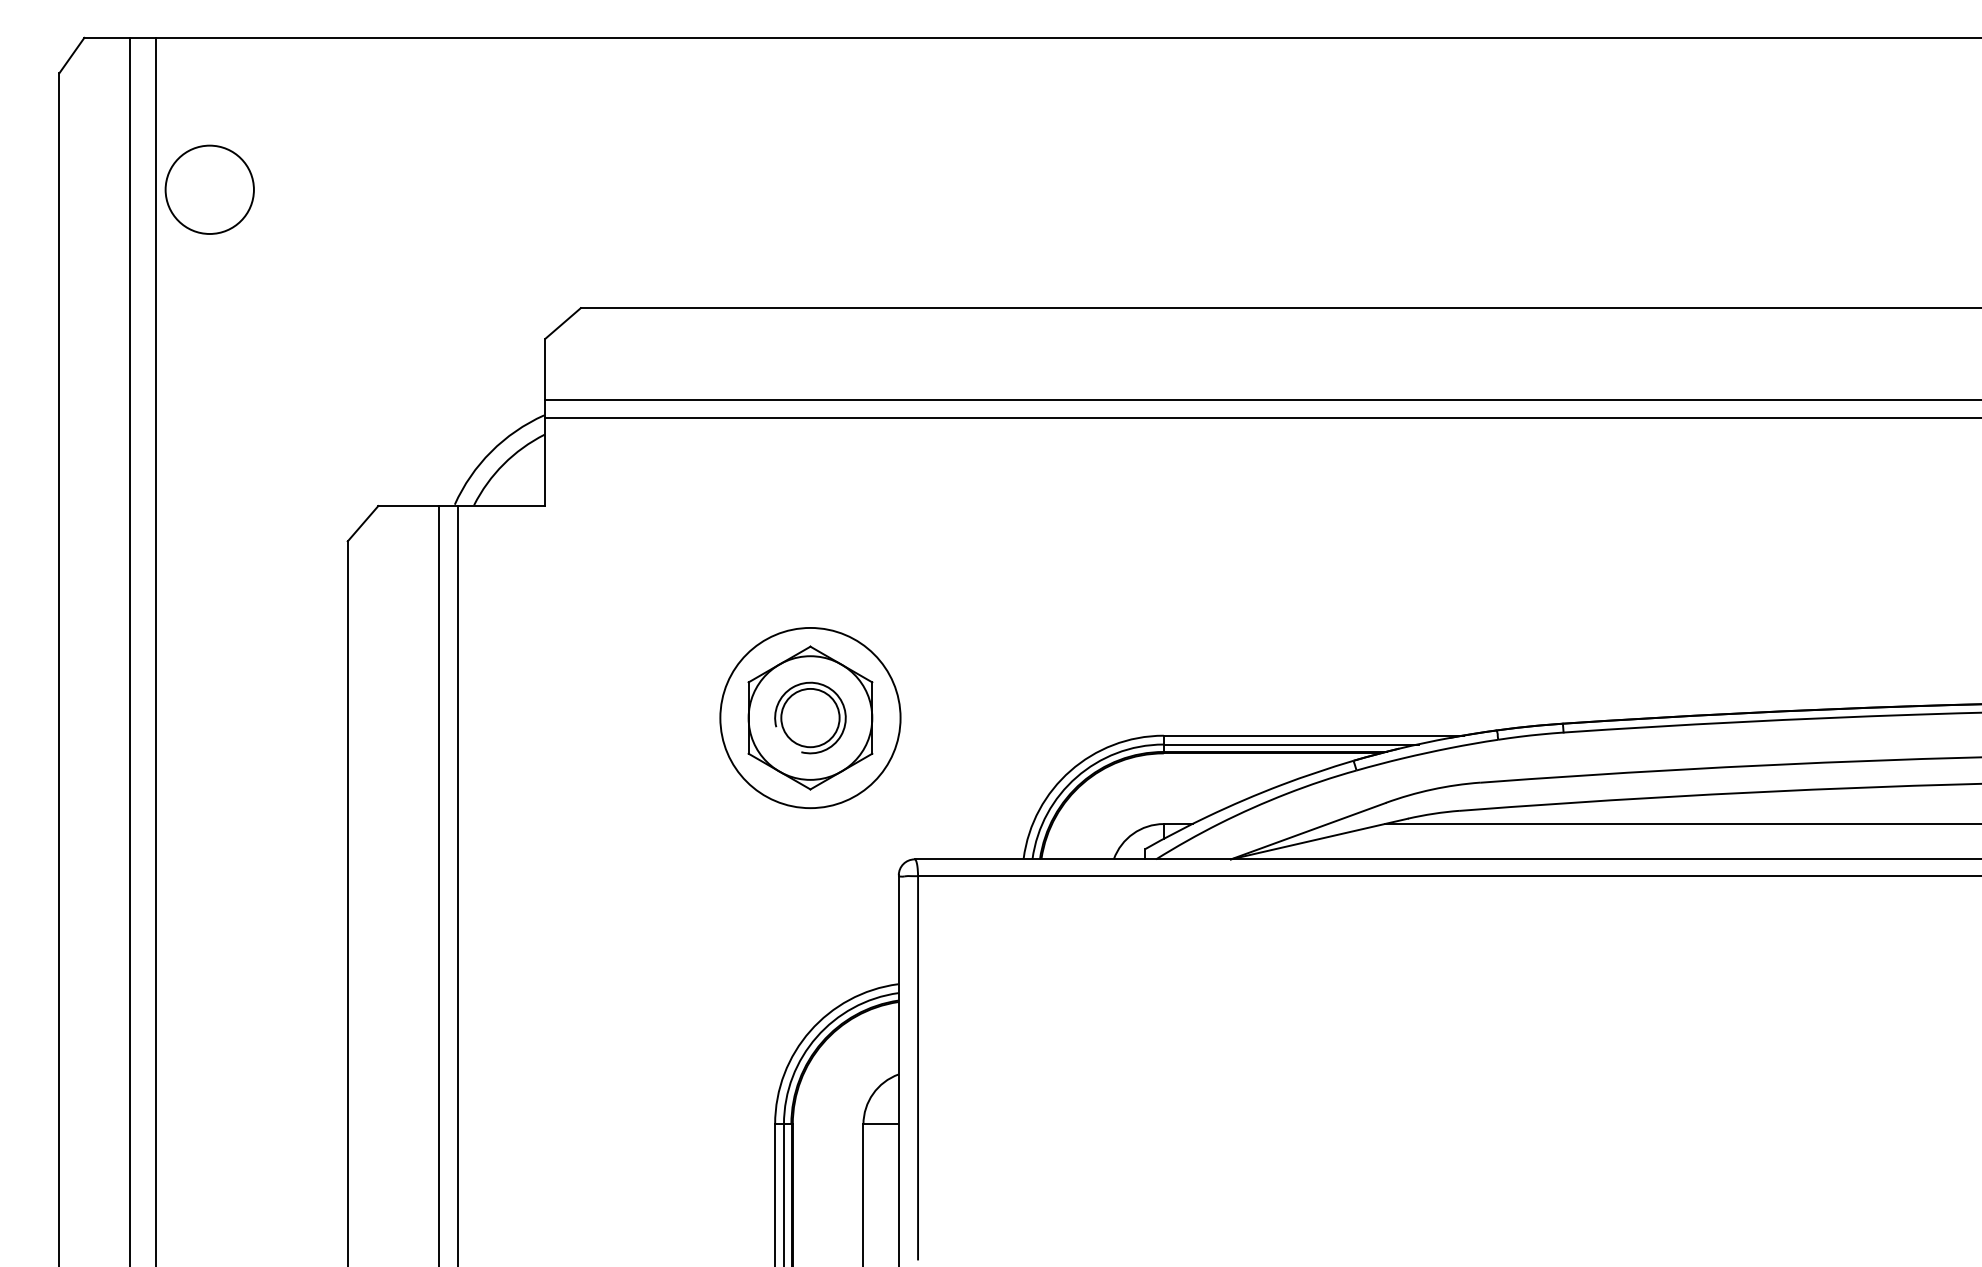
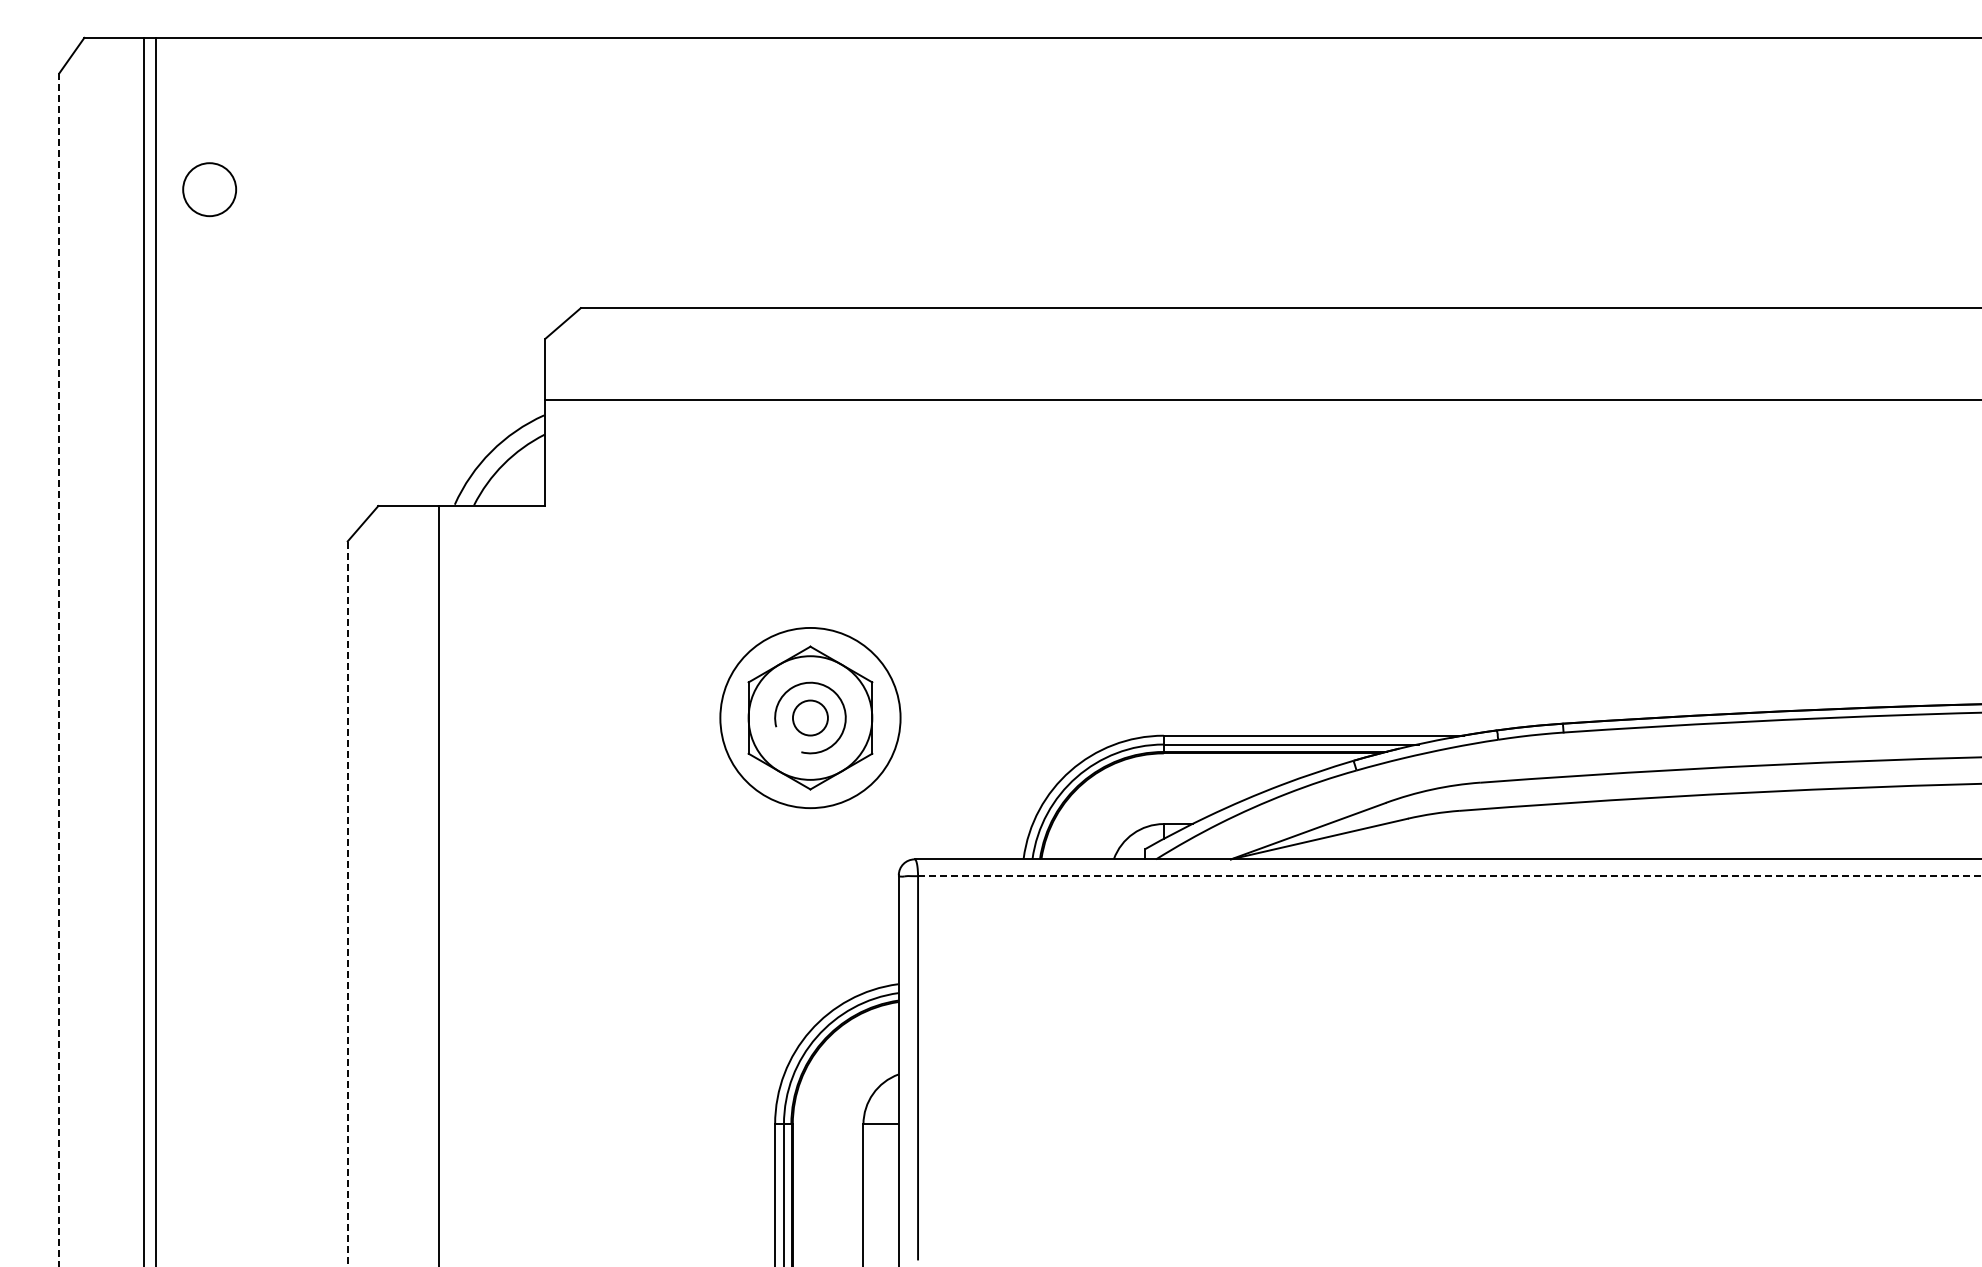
circle size: 91x91 px -> 56x56 px (209, 189)
line: present -> none (1261, 418)
line position: (129, 650) -> (143, 650) (143, 650)
line: solid -> dashed (59, 669)
circle diameter: 58 px -> 35 px (809, 717)
line: present -> none (1681, 824)
line: solid -> dashed (1450, 876)
line: present -> none (457, 884)
line: solid -> dashed (347, 903)
